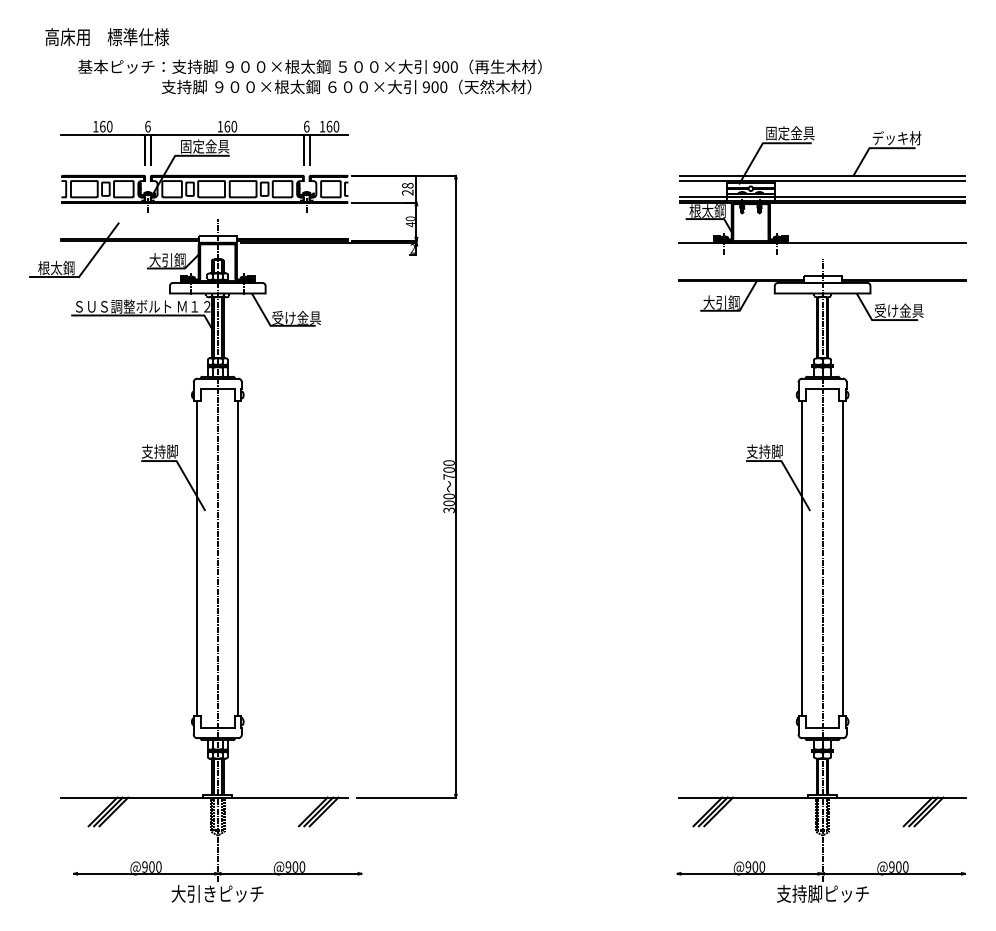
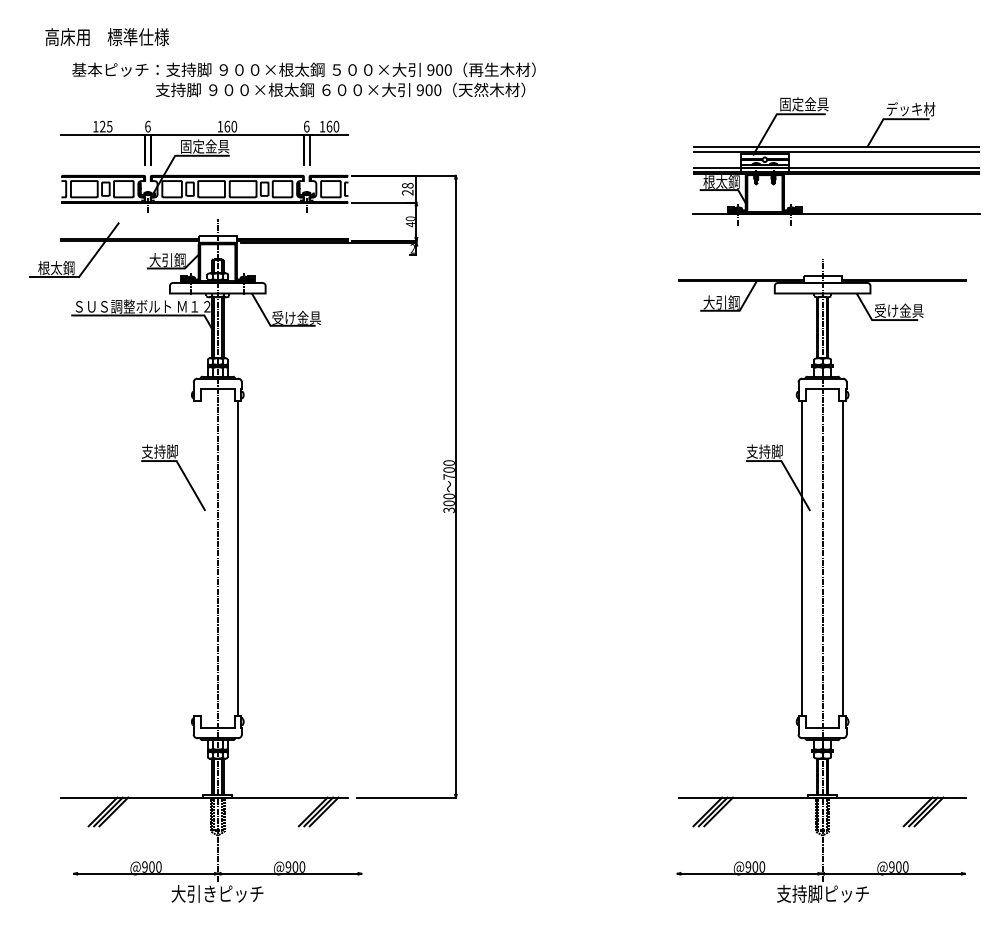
text position: (309, 76) -> (303, 79) (303, 79)
text: 160 -> 125 (106, 126)
part position: (822, 190) -> (836, 161) (836, 161)
line: present -> none (197, 558)
